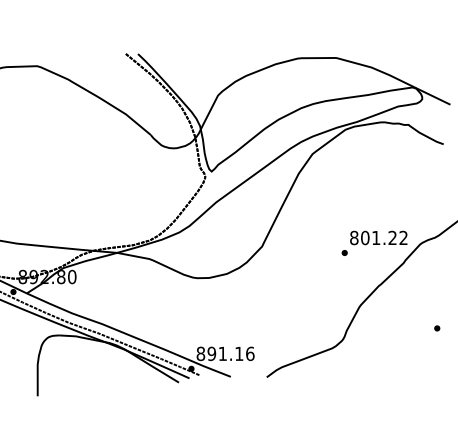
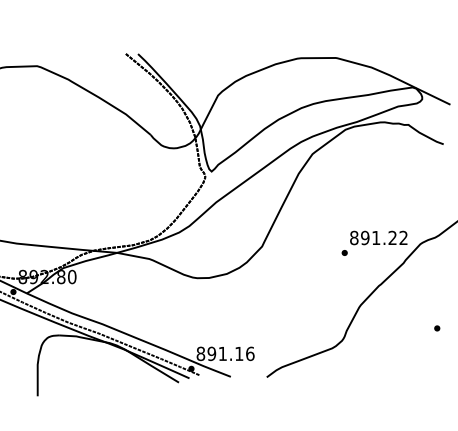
text: 801.22 -> 891.22 (365, 238)
